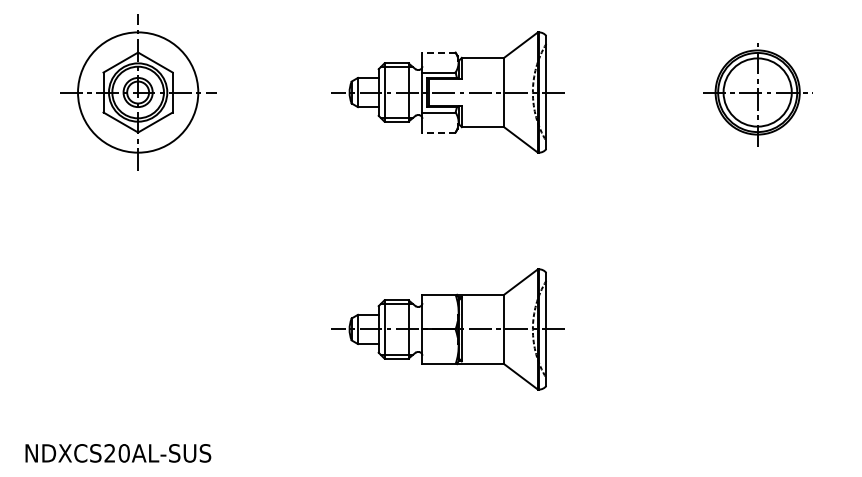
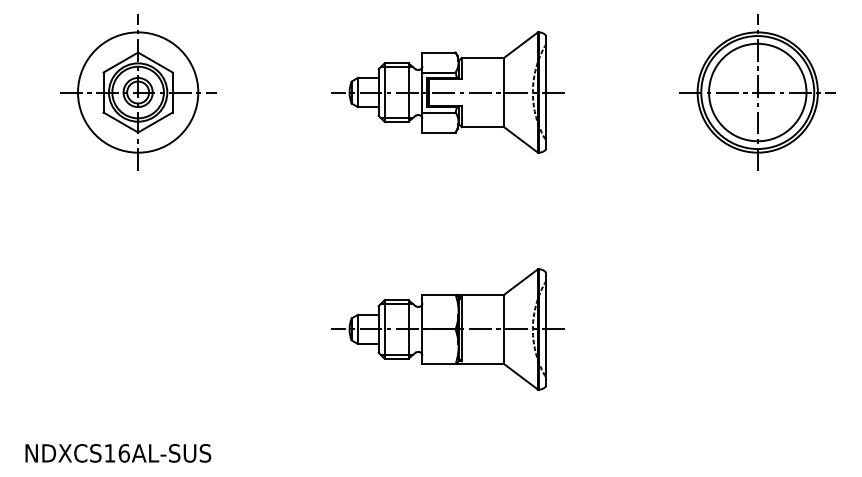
line: dashed -> solid (439, 52)
part size: 110x104 px -> 157x157 px (757, 92)
line: dashed -> solid (439, 132)
text: NDXCS20AL-SUS -> NDXCS16AL-SUS (116, 453)
